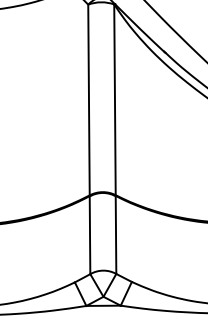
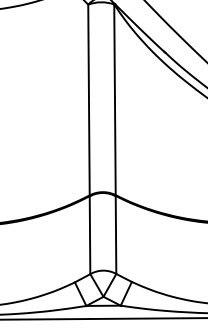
line: none -> present (103, 318)
